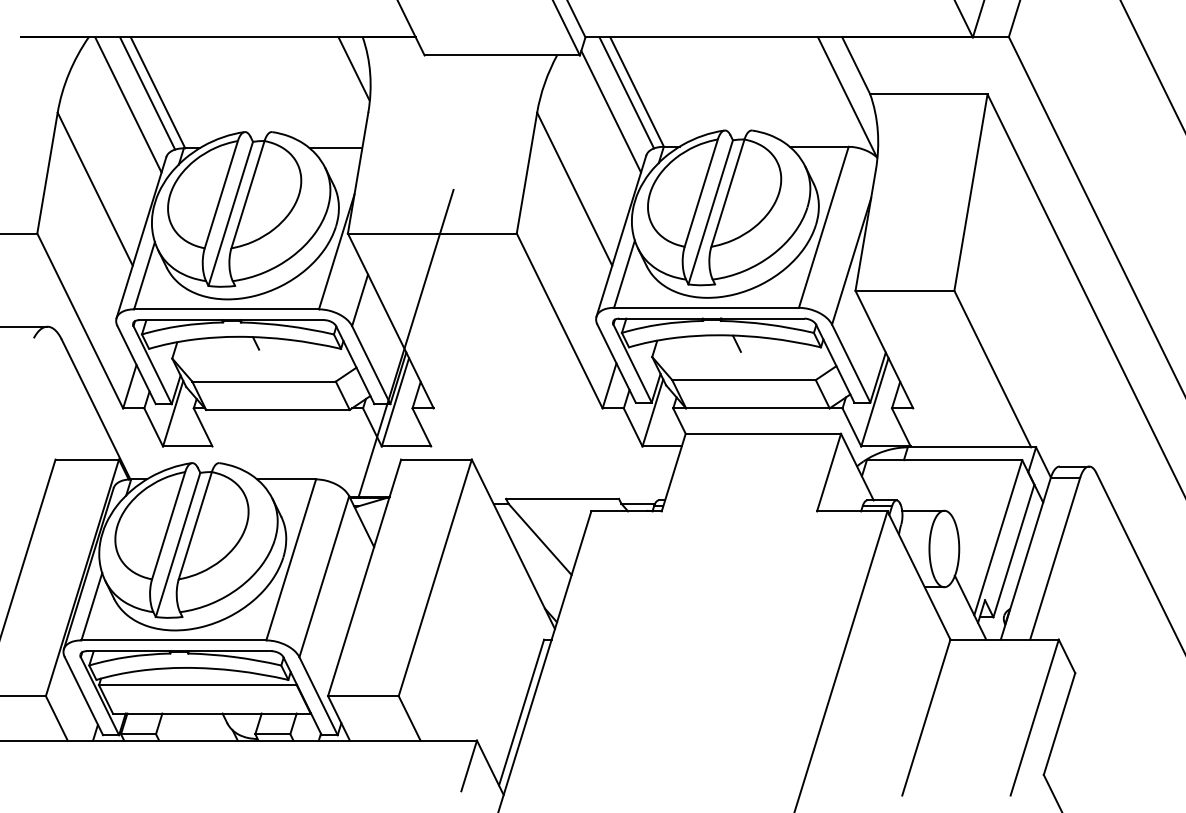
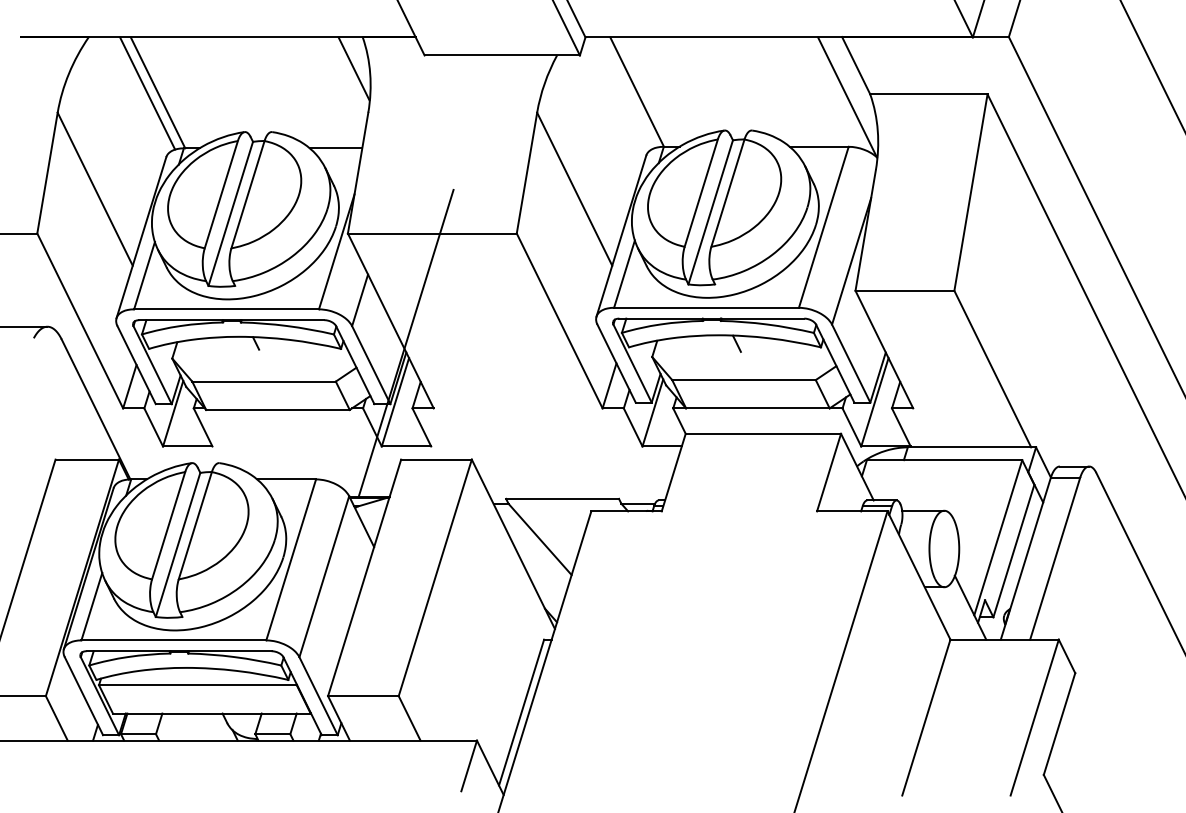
line: present -> none (626, 92)
line: present -> none (128, 104)
line: present -> none (611, 111)
